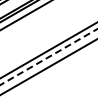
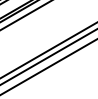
line: dashed -> solid (48, 57)
